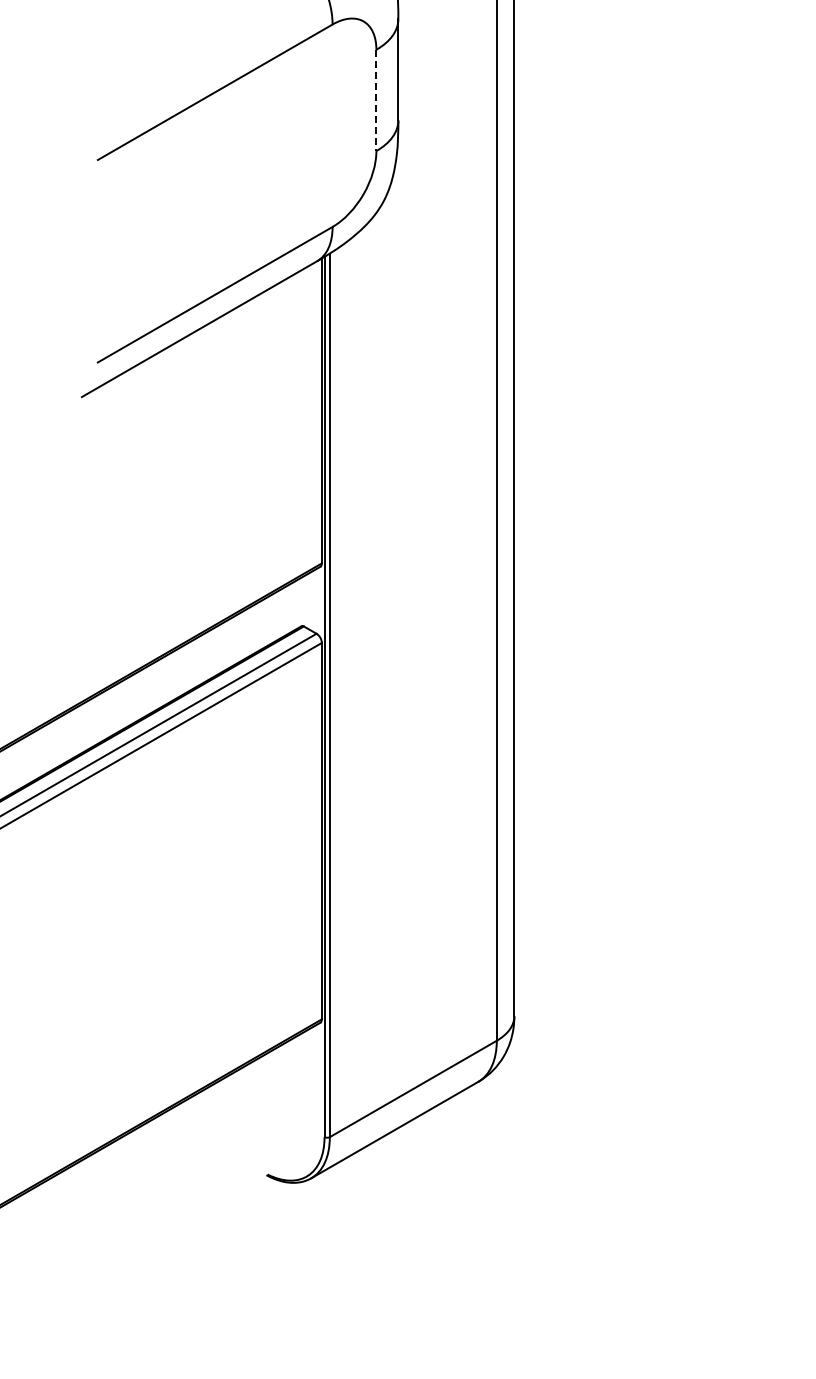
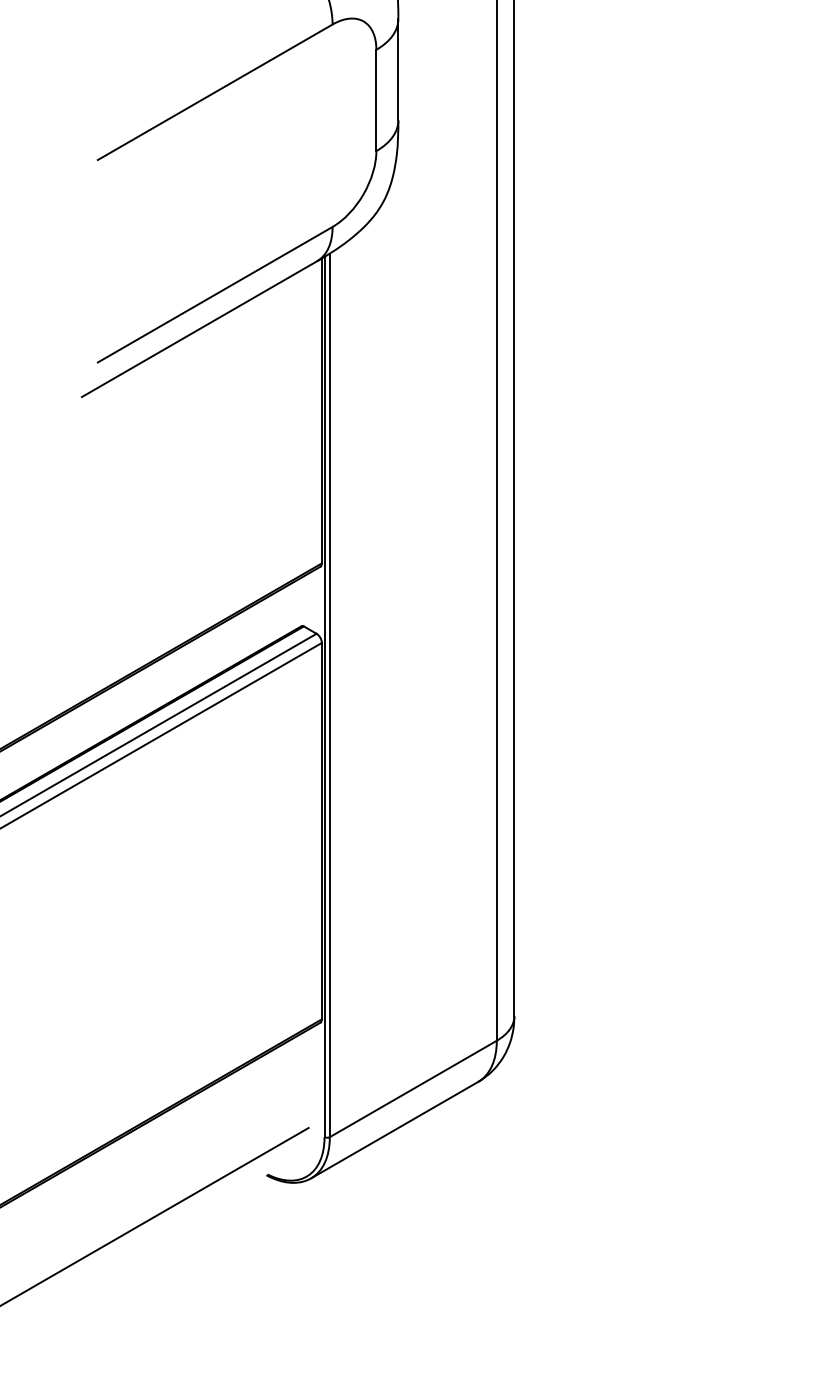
line: dashed -> solid (376, 100)
line: none -> present (155, 1216)
